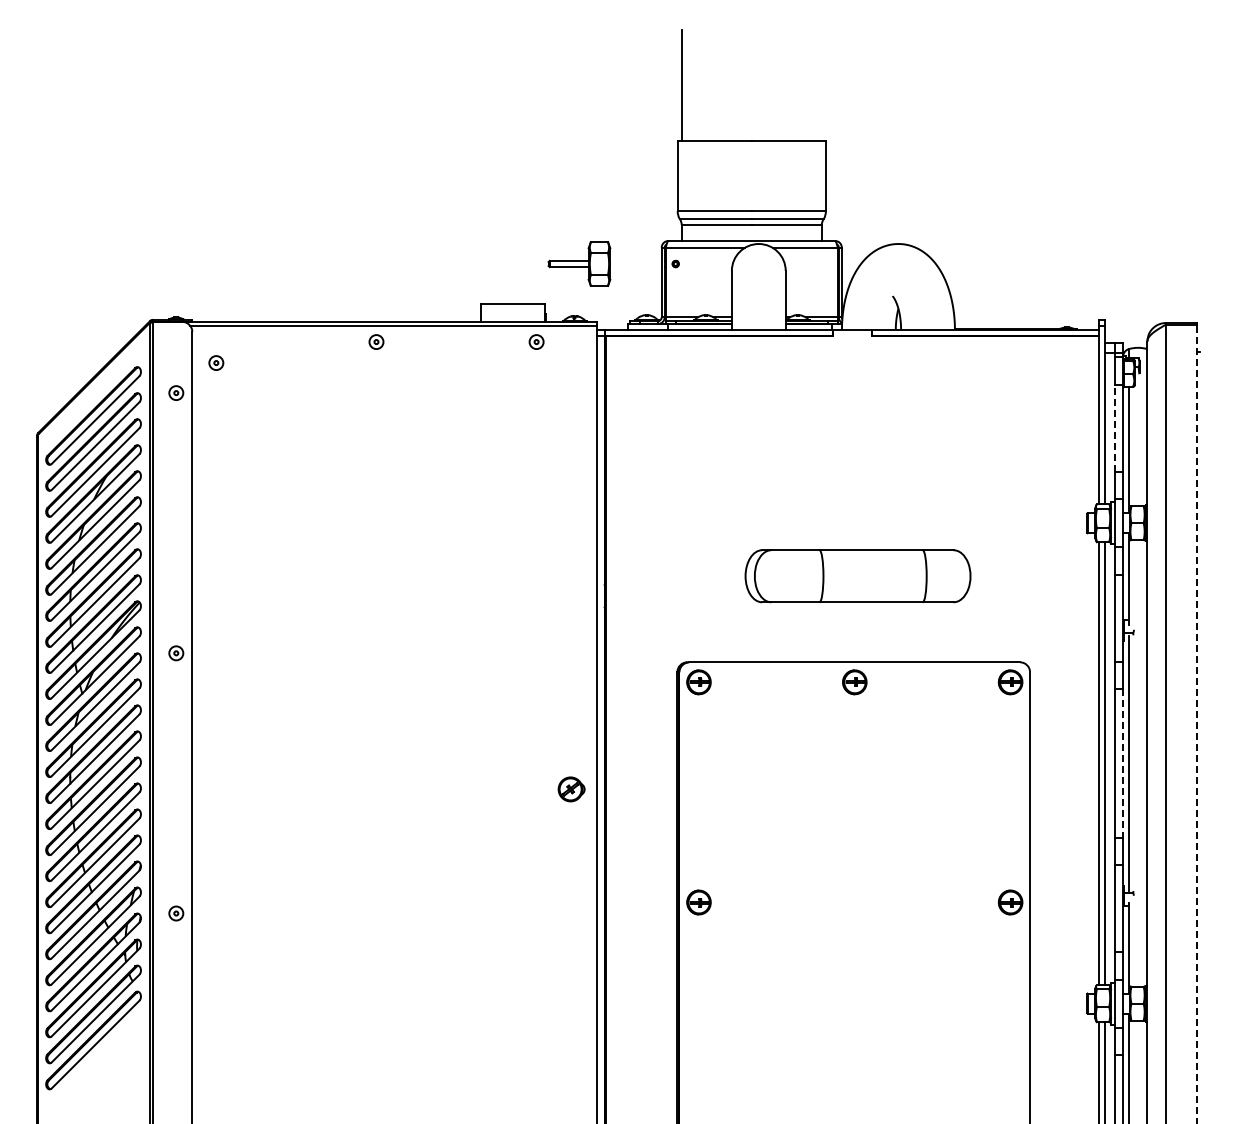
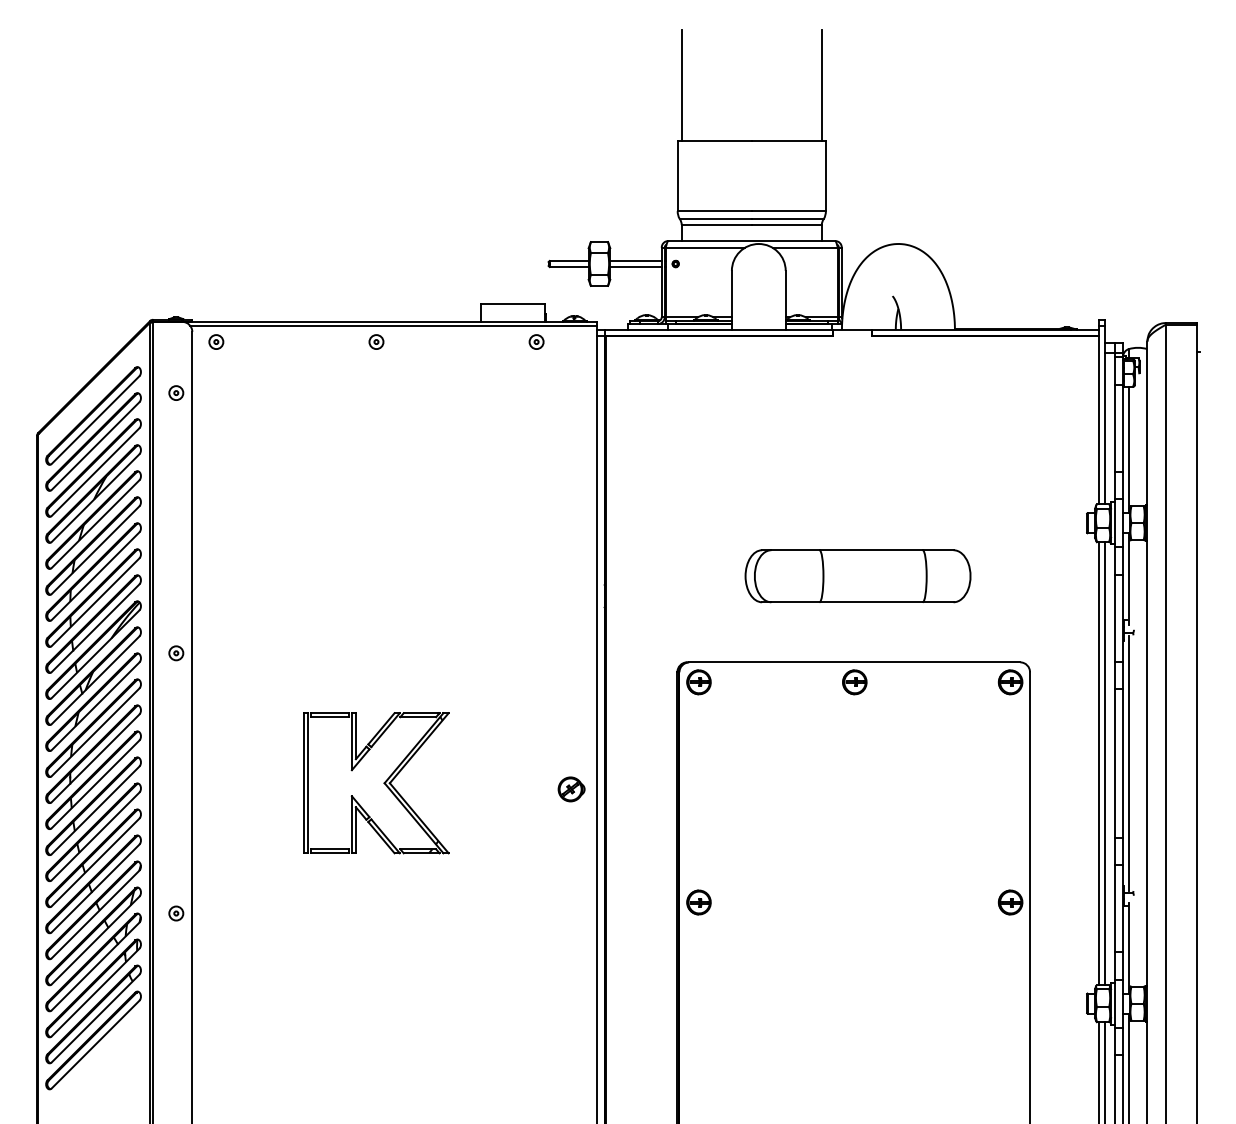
line: none -> present (821, 84)
line: none -> present (635, 261)
line: none -> present (635, 267)
part position: (216, 362) -> (216, 341) (216, 341)
line: dashed -> solid (1115, 427)
line: dashed -> solid (1197, 723)
line: dashed -> solid (1123, 763)
part: none -> present (383, 783)
